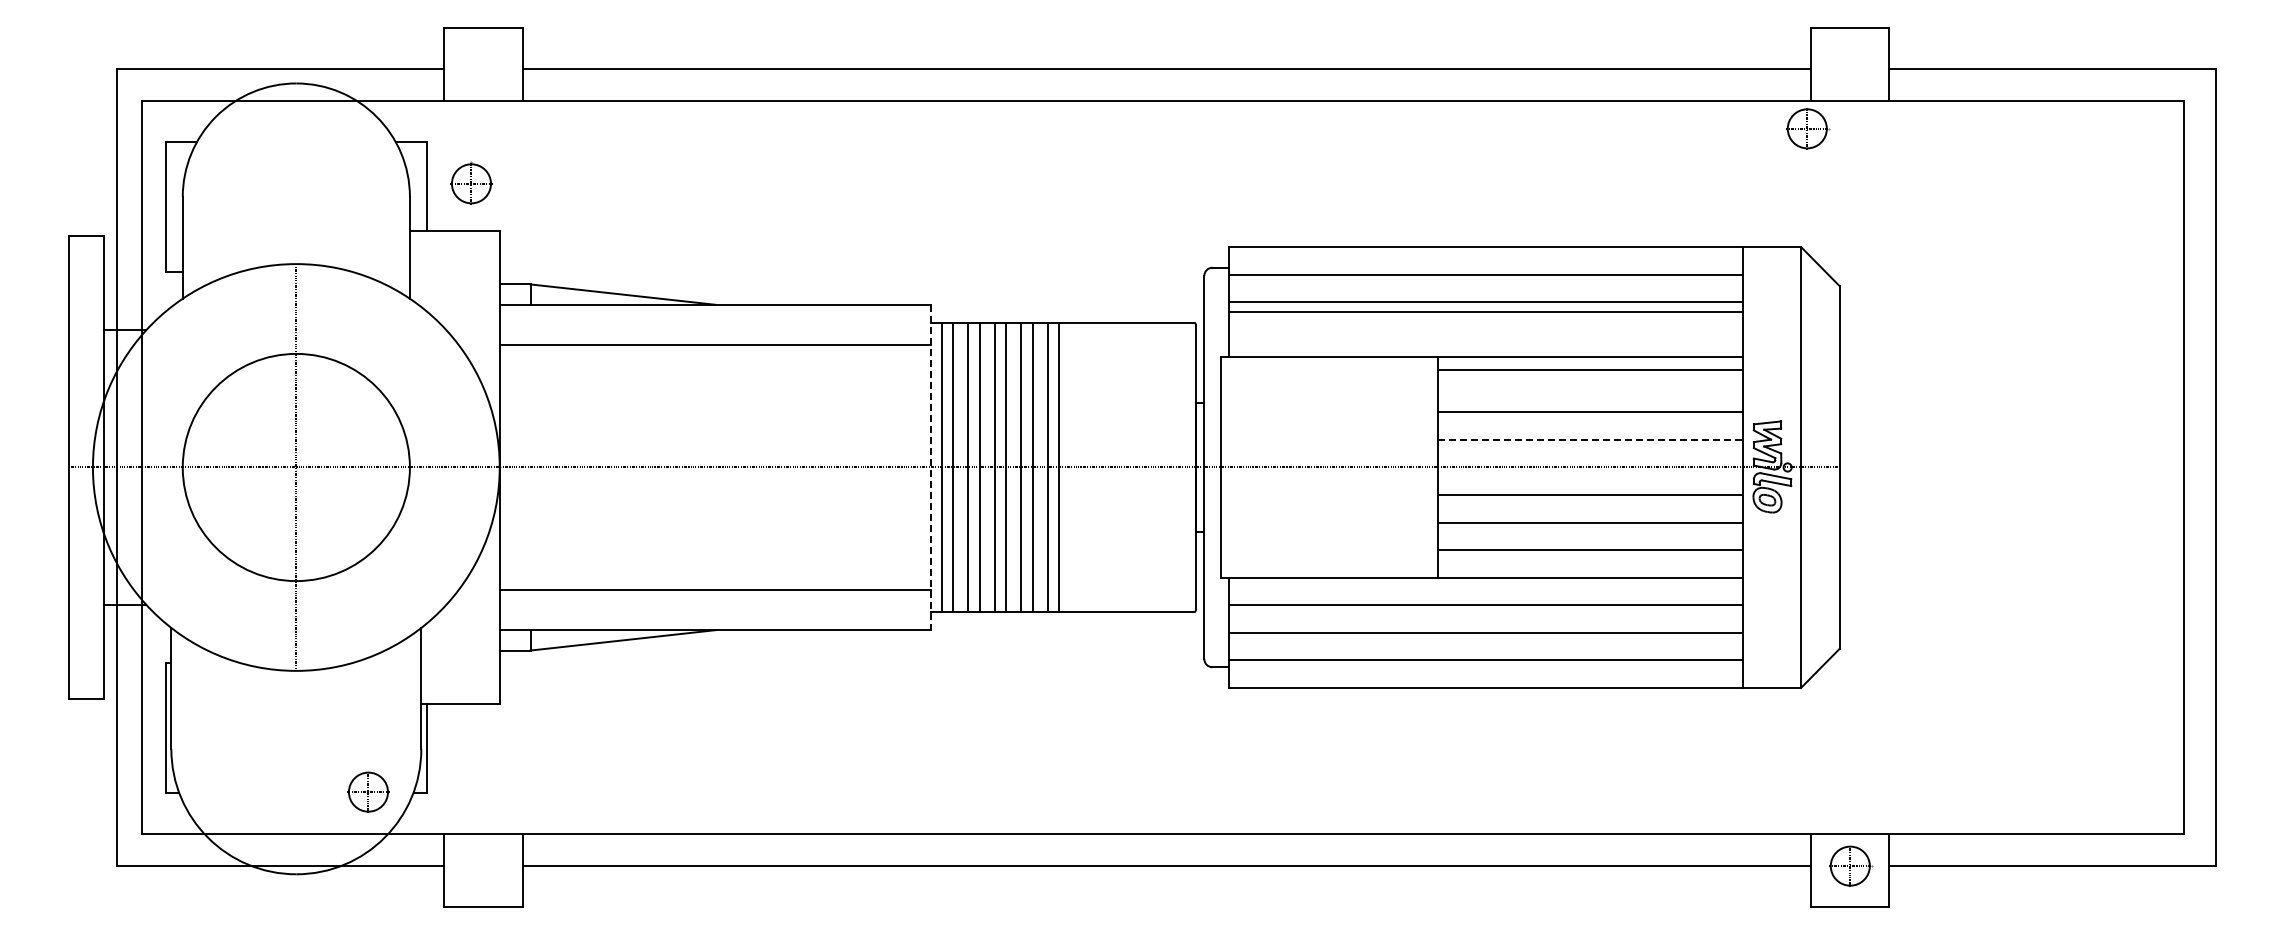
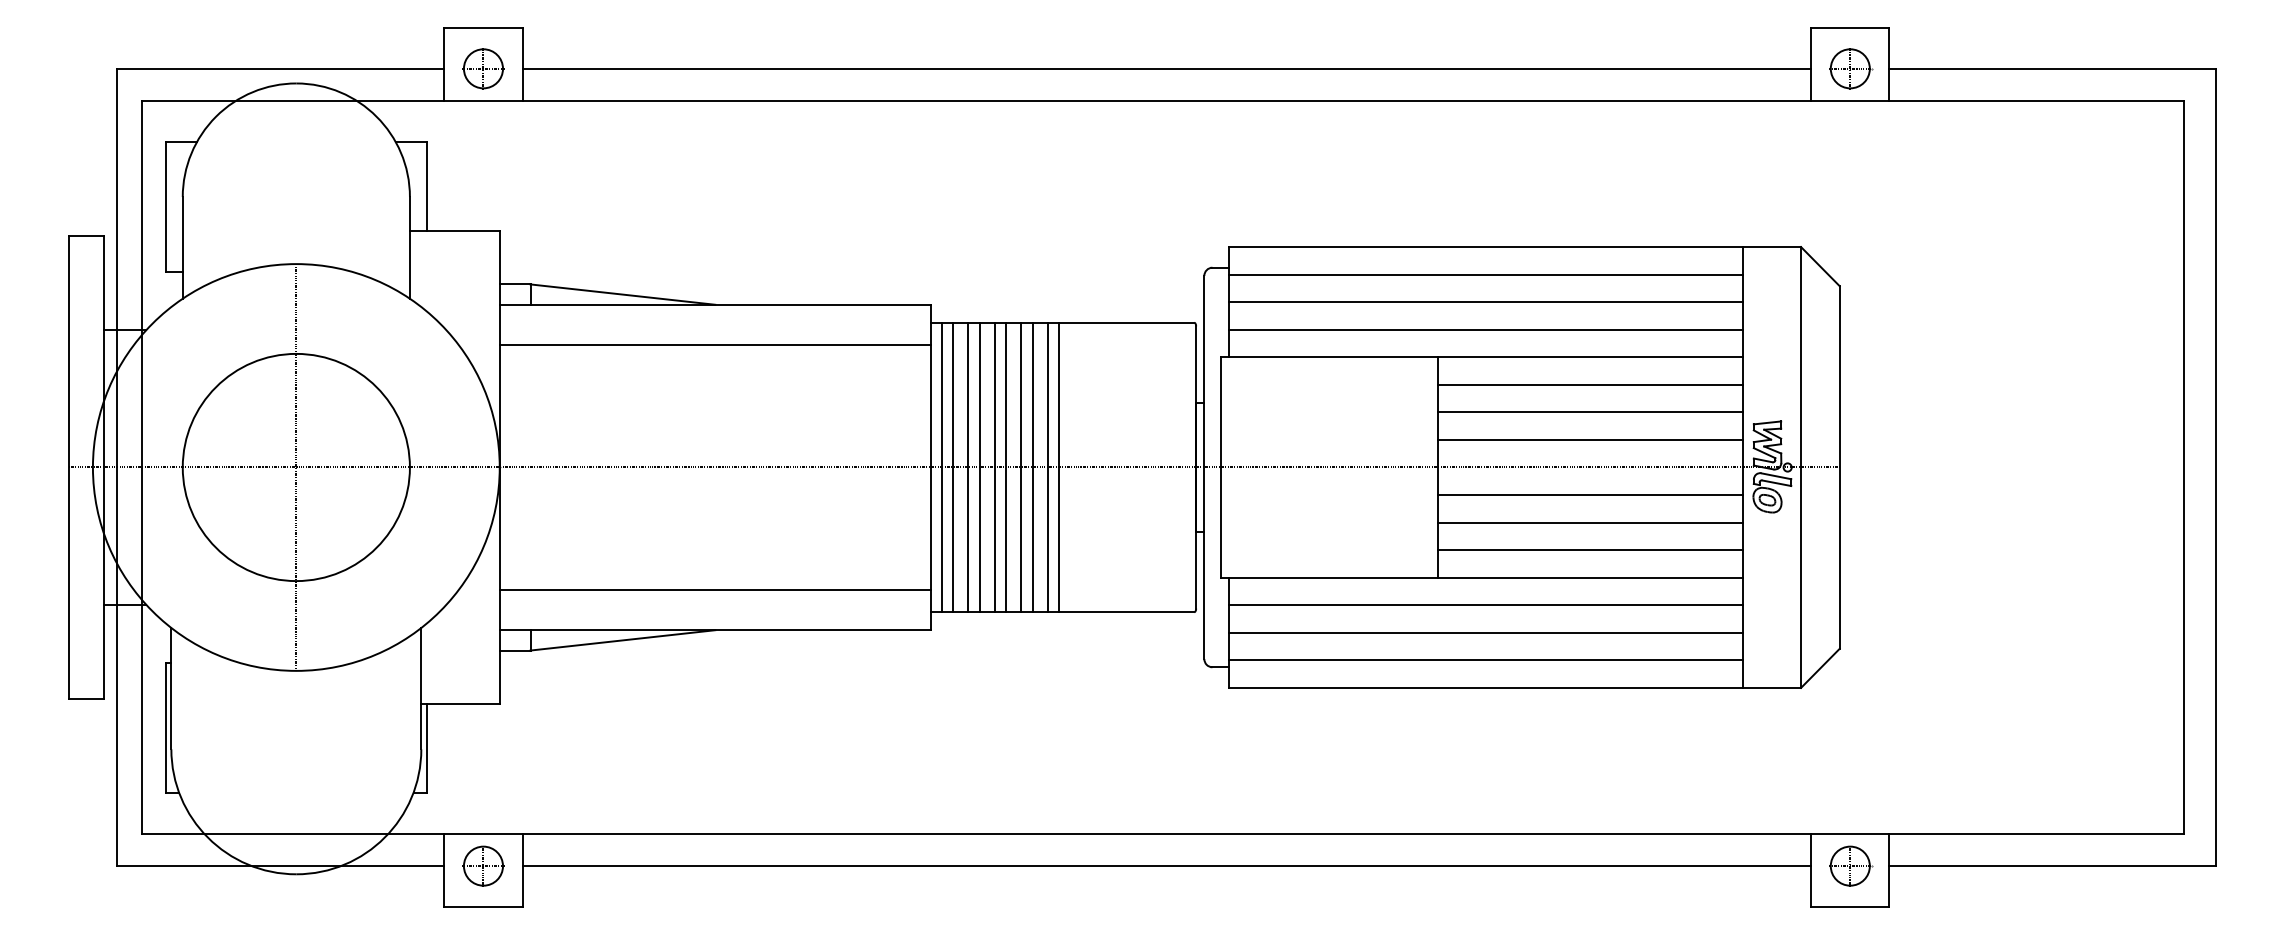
part position: (1808, 128) -> (1851, 68) (1851, 68)
part position: (471, 183) -> (483, 68) (483, 68)
line position: (1485, 311) -> (1485, 329) (1485, 329)
line position: (1590, 369) -> (1590, 384) (1590, 384)
line: dashed -> solid (1590, 440)
line: dashed -> solid (930, 467)
part position: (368, 791) -> (483, 865) (483, 865)
